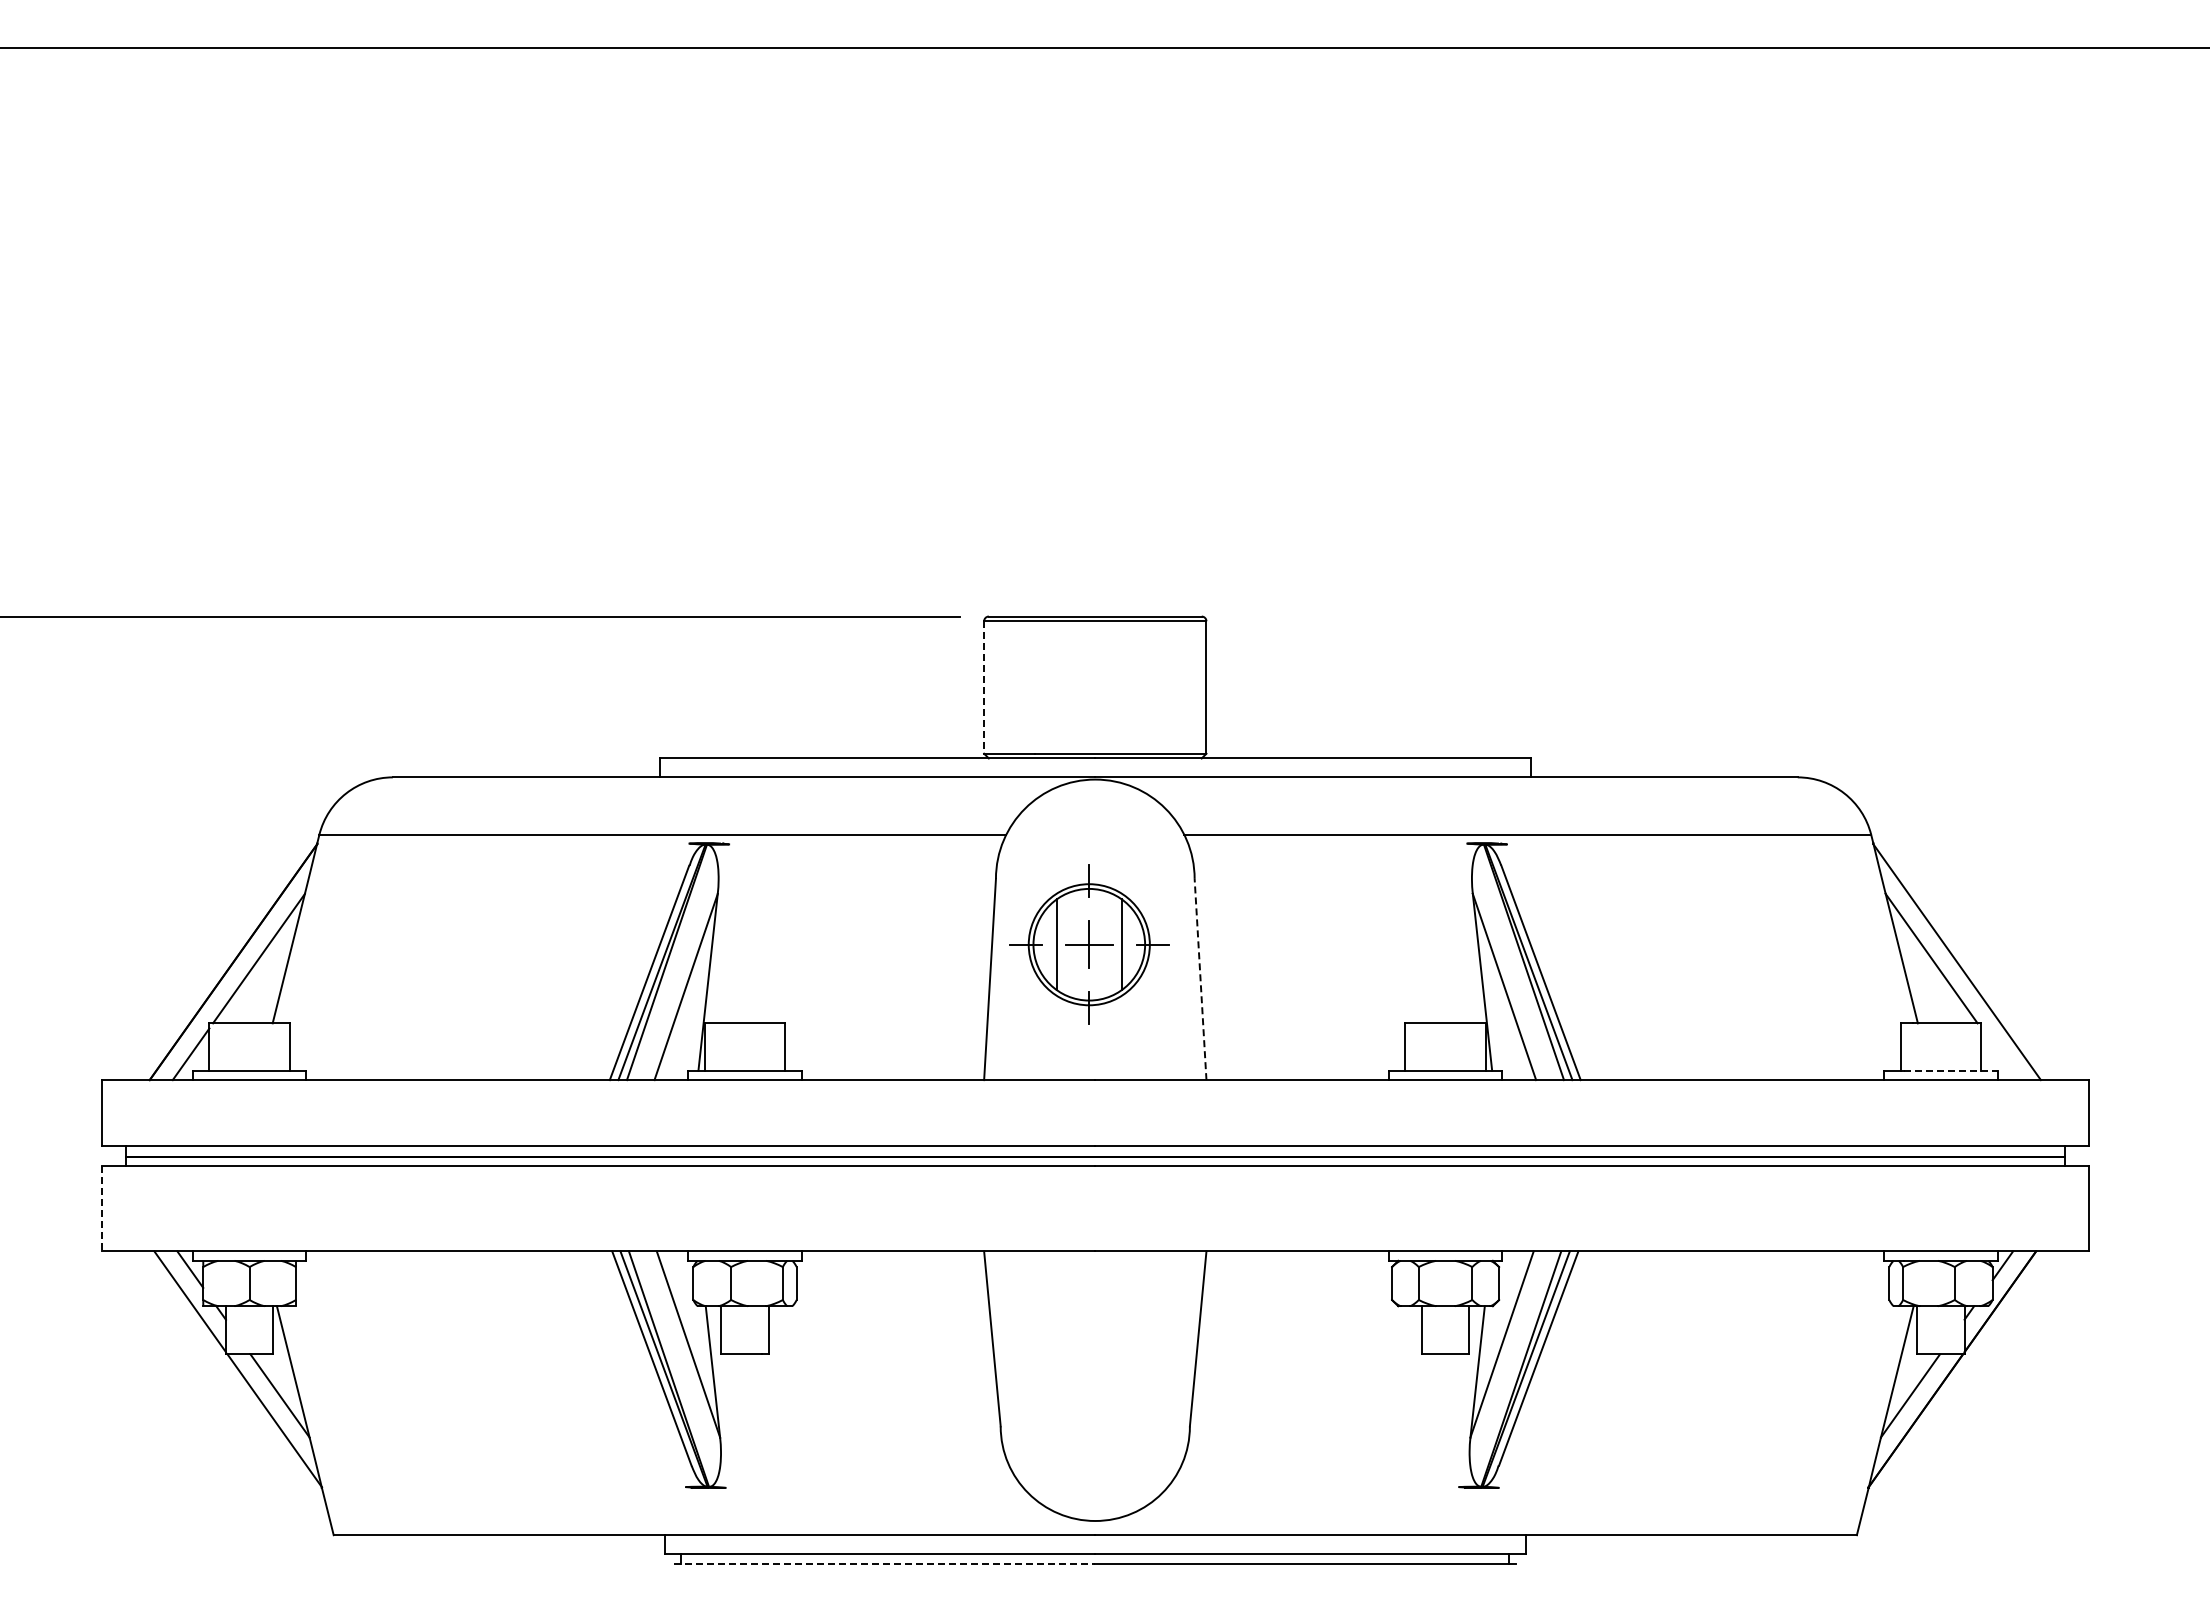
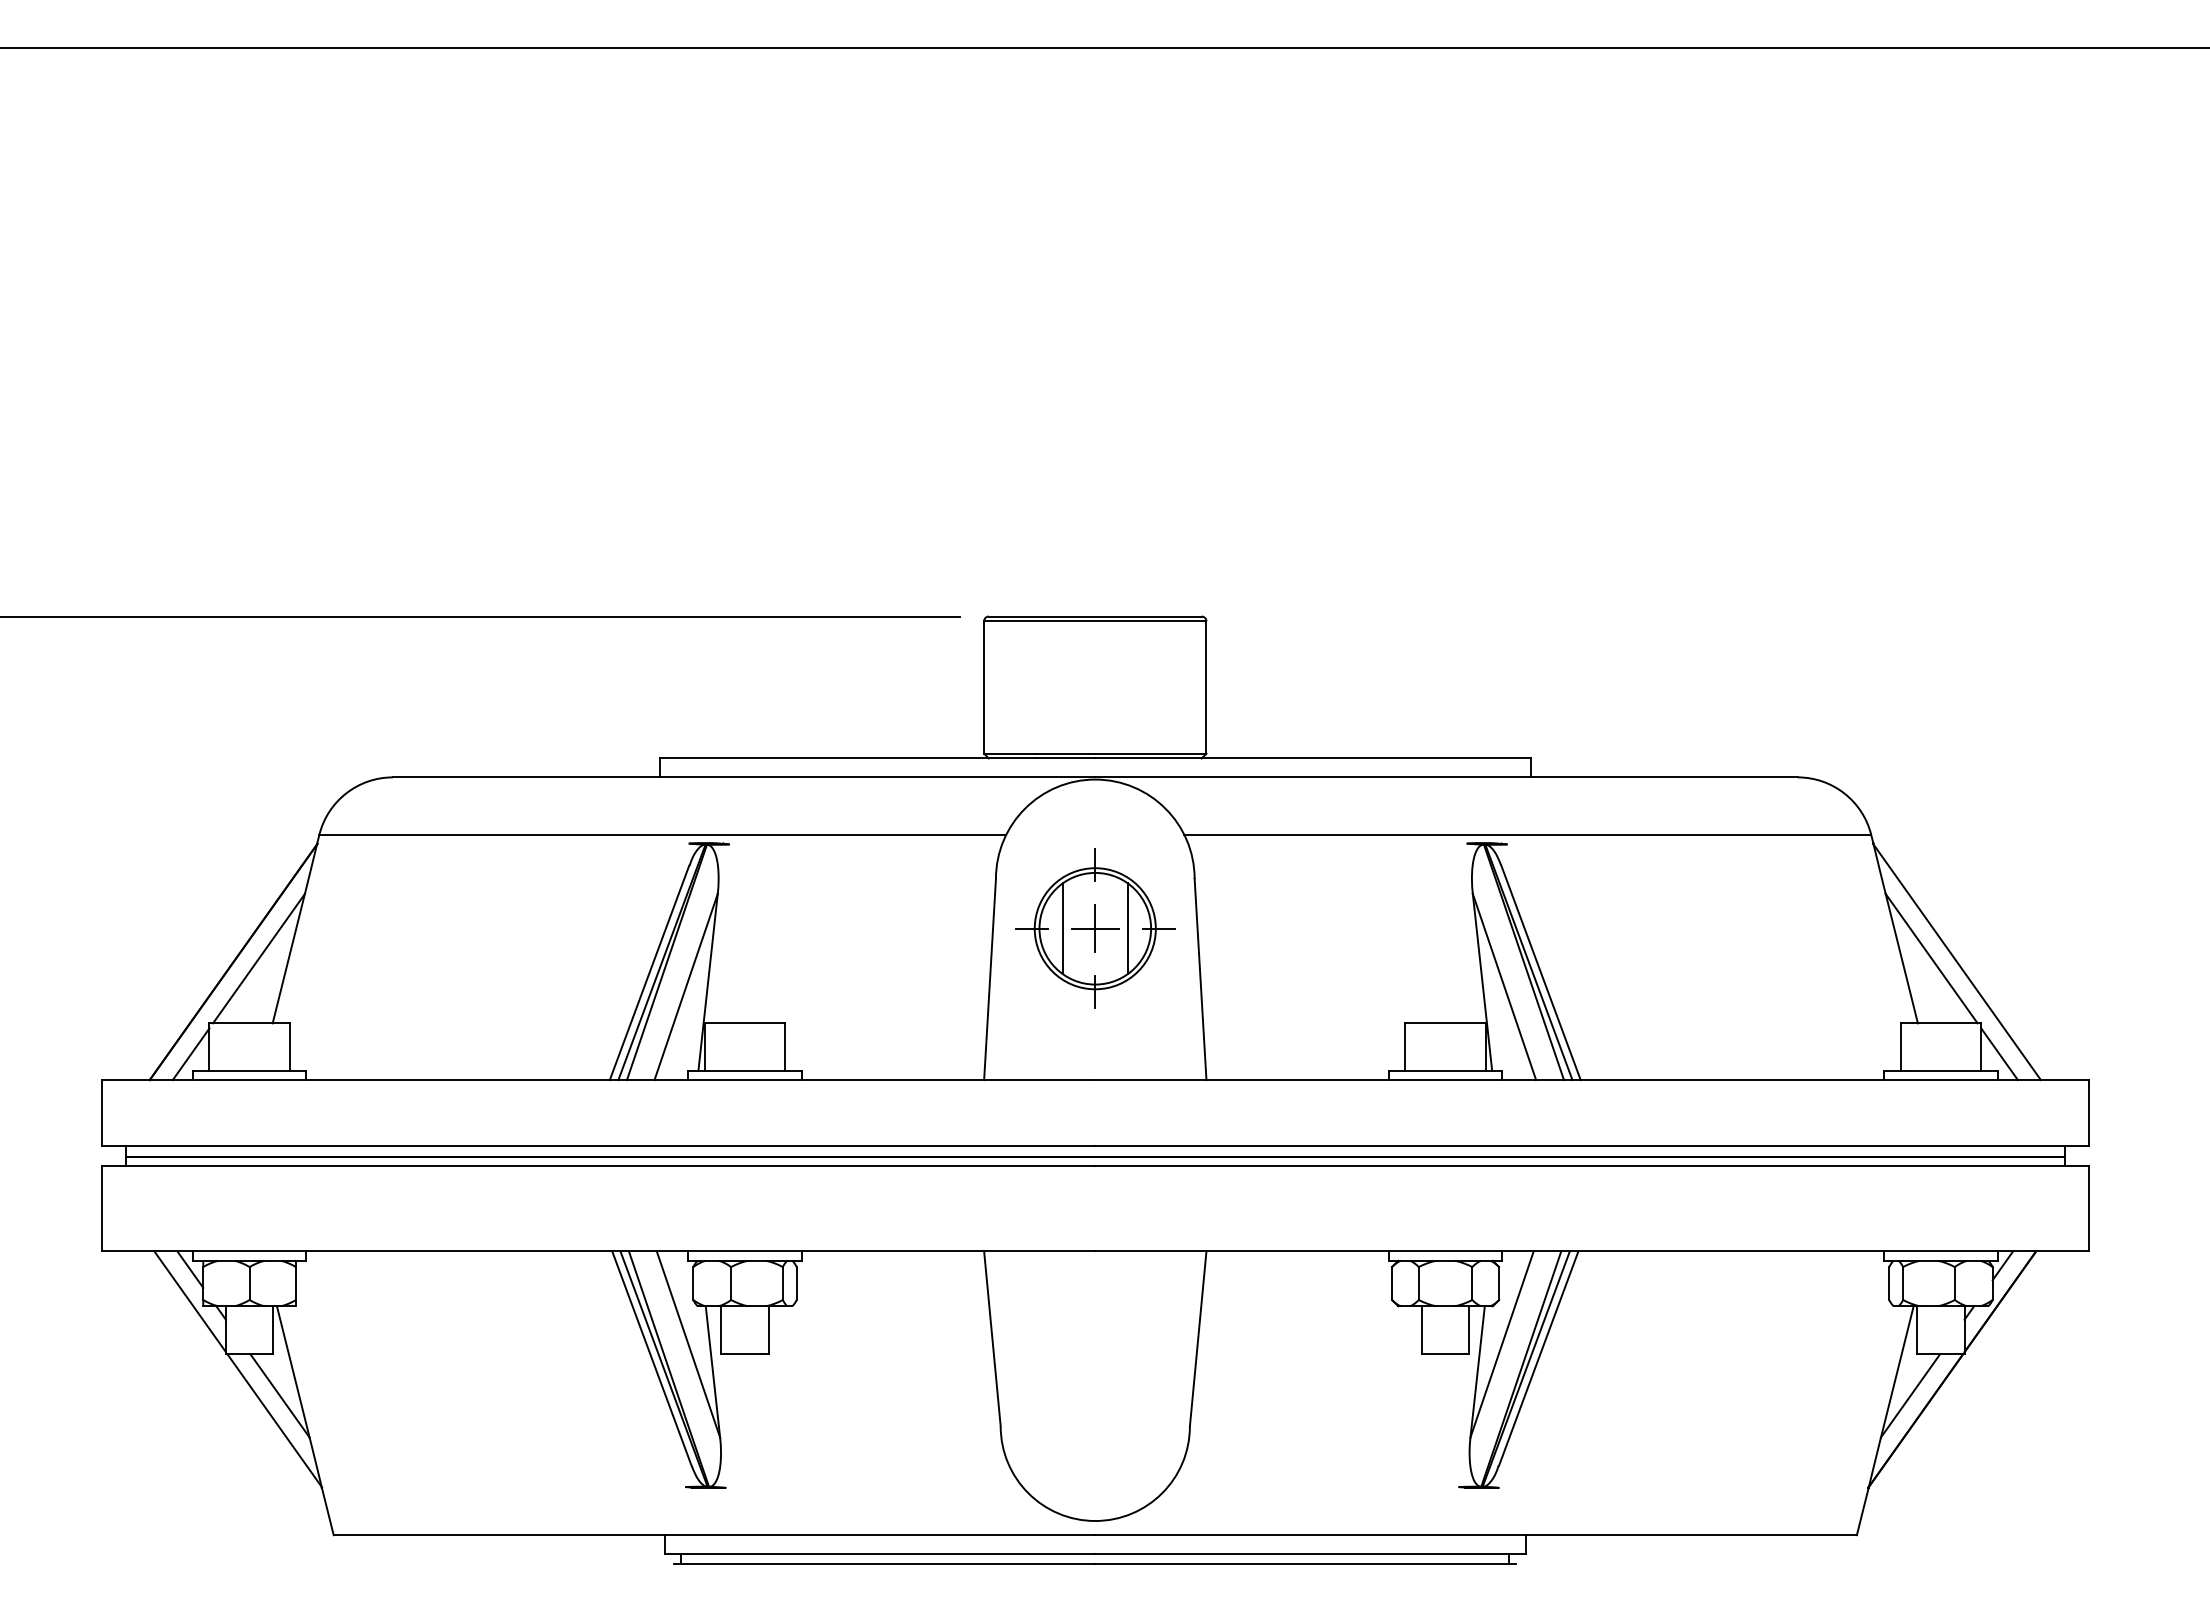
line: dashed -> solid (984, 688)
part position: (1089, 944) -> (1095, 928) (1095, 928)
line: dashed -> solid (1200, 979)
line: none -> present (1999, 1054)
line: dashed -> solid (1950, 1070)
line: dashed -> solid (101, 1208)
line: dashed -> solid (884, 1563)
